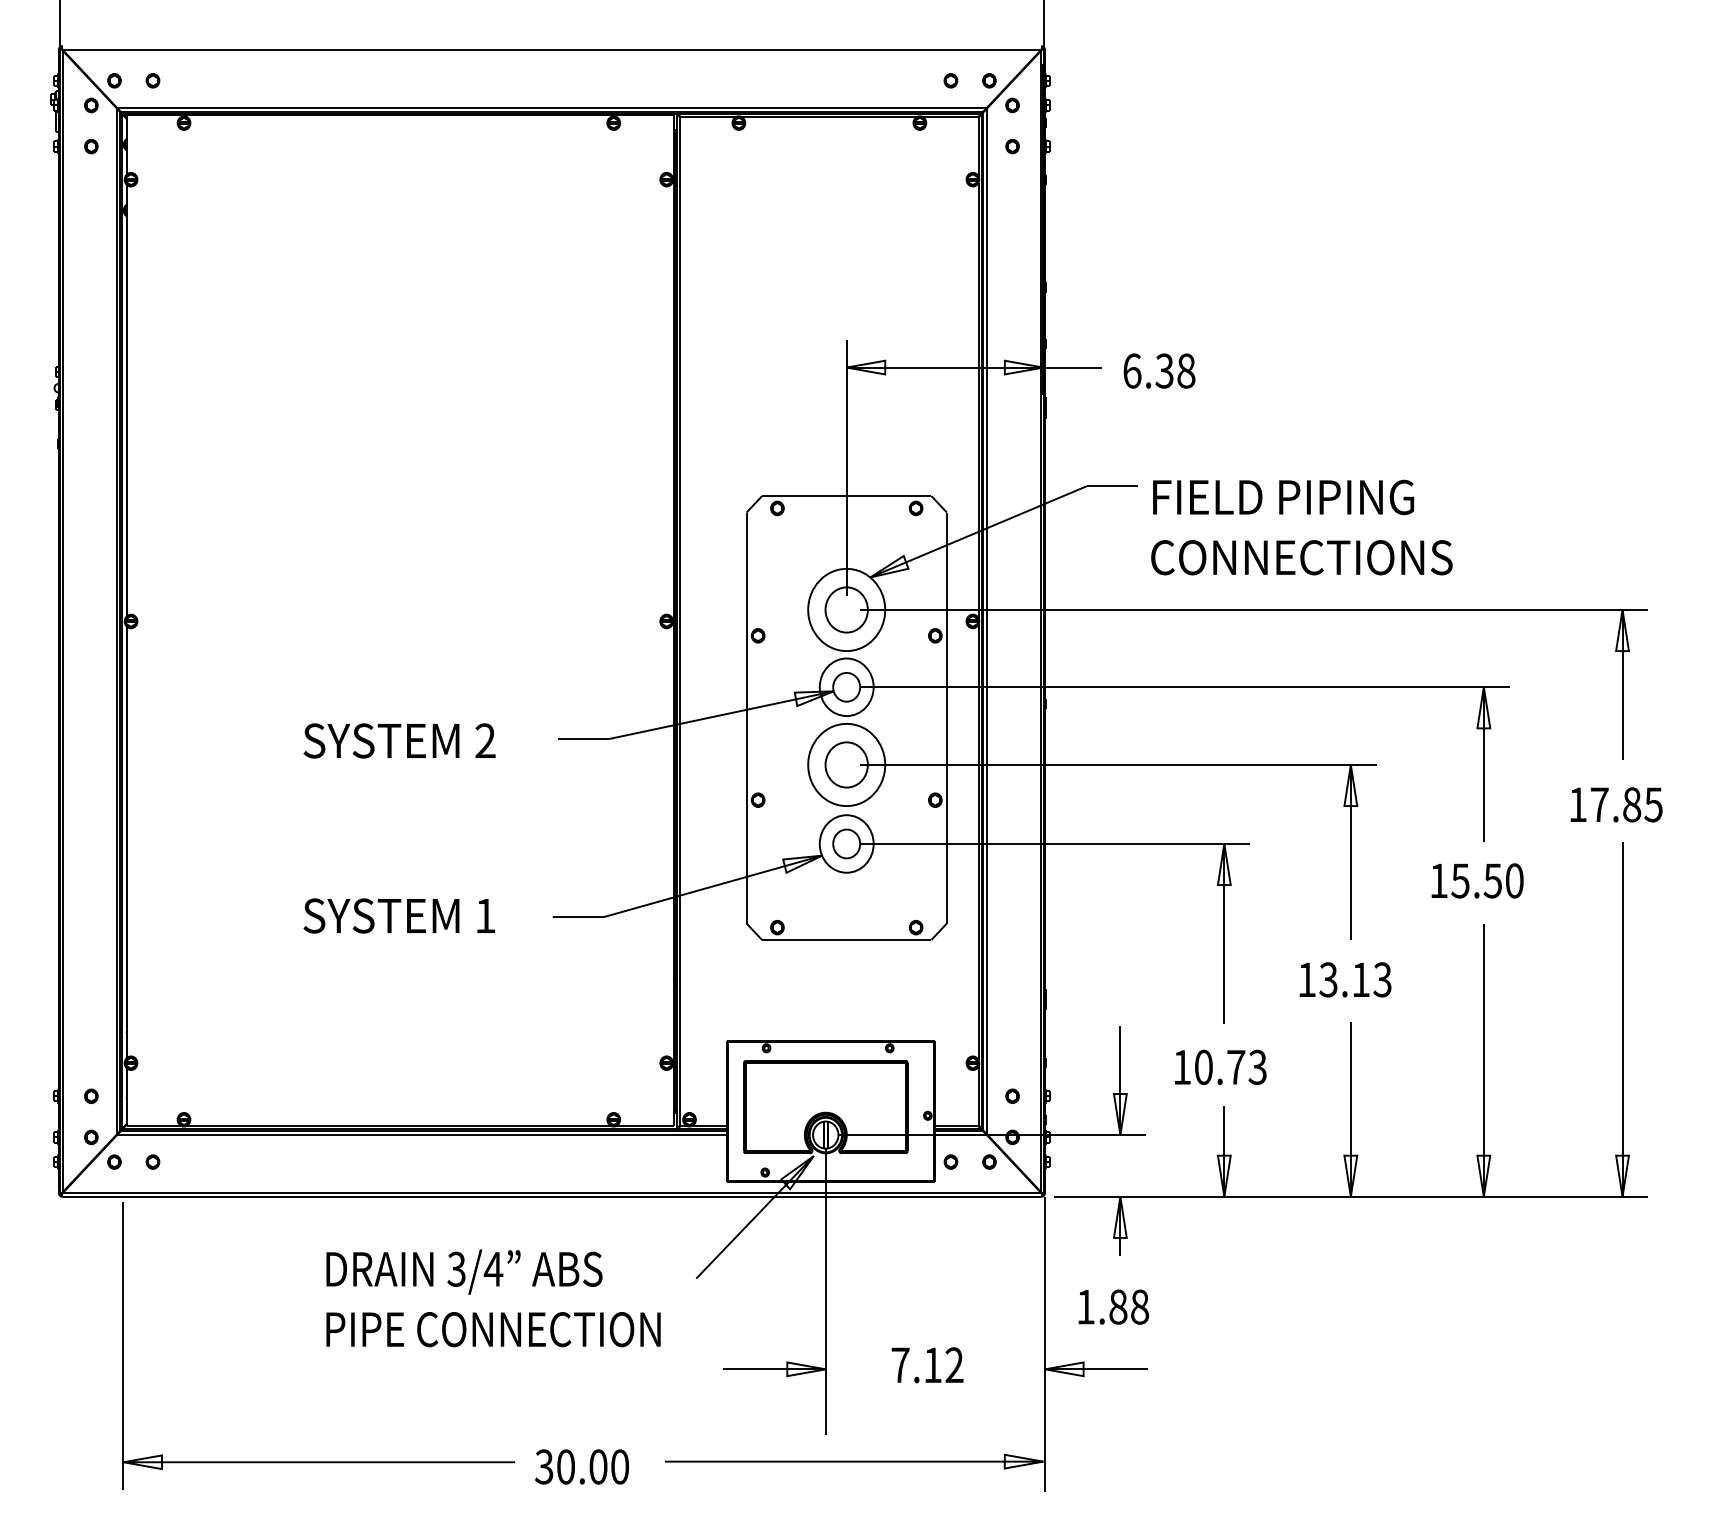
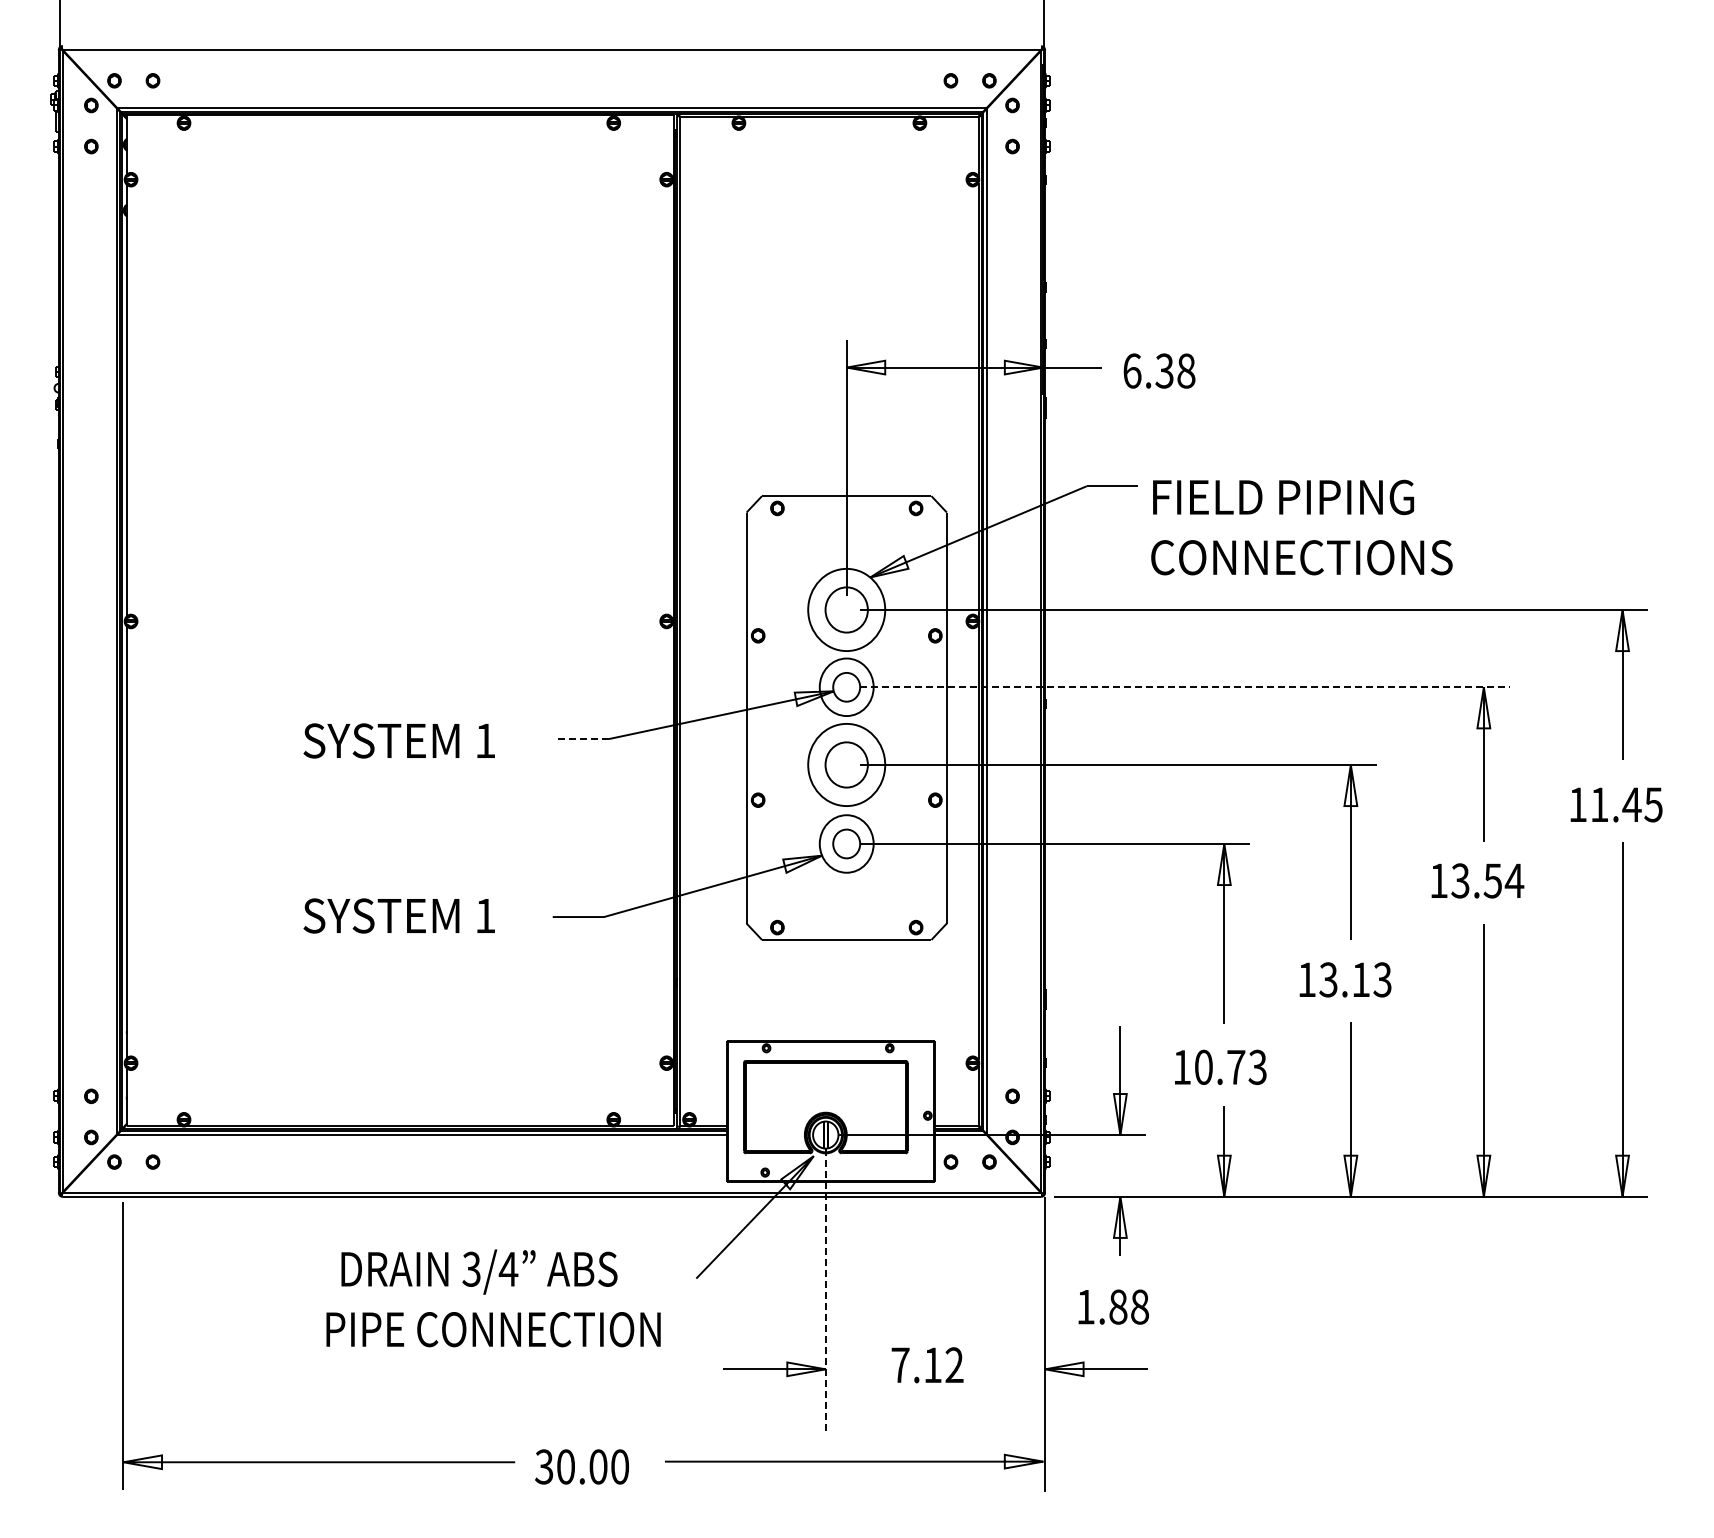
line: solid -> dashed (1184, 687)
line: solid -> dashed (583, 739)
text: 2 -> 1 (485, 740)
text: 17.85 -> 11.45 (1615, 804)
text: 15.50 -> 13.54 (1487, 880)
text position: (464, 1271) -> (479, 1271) (479, 1271)
line: solid -> dashed (825, 1291)
